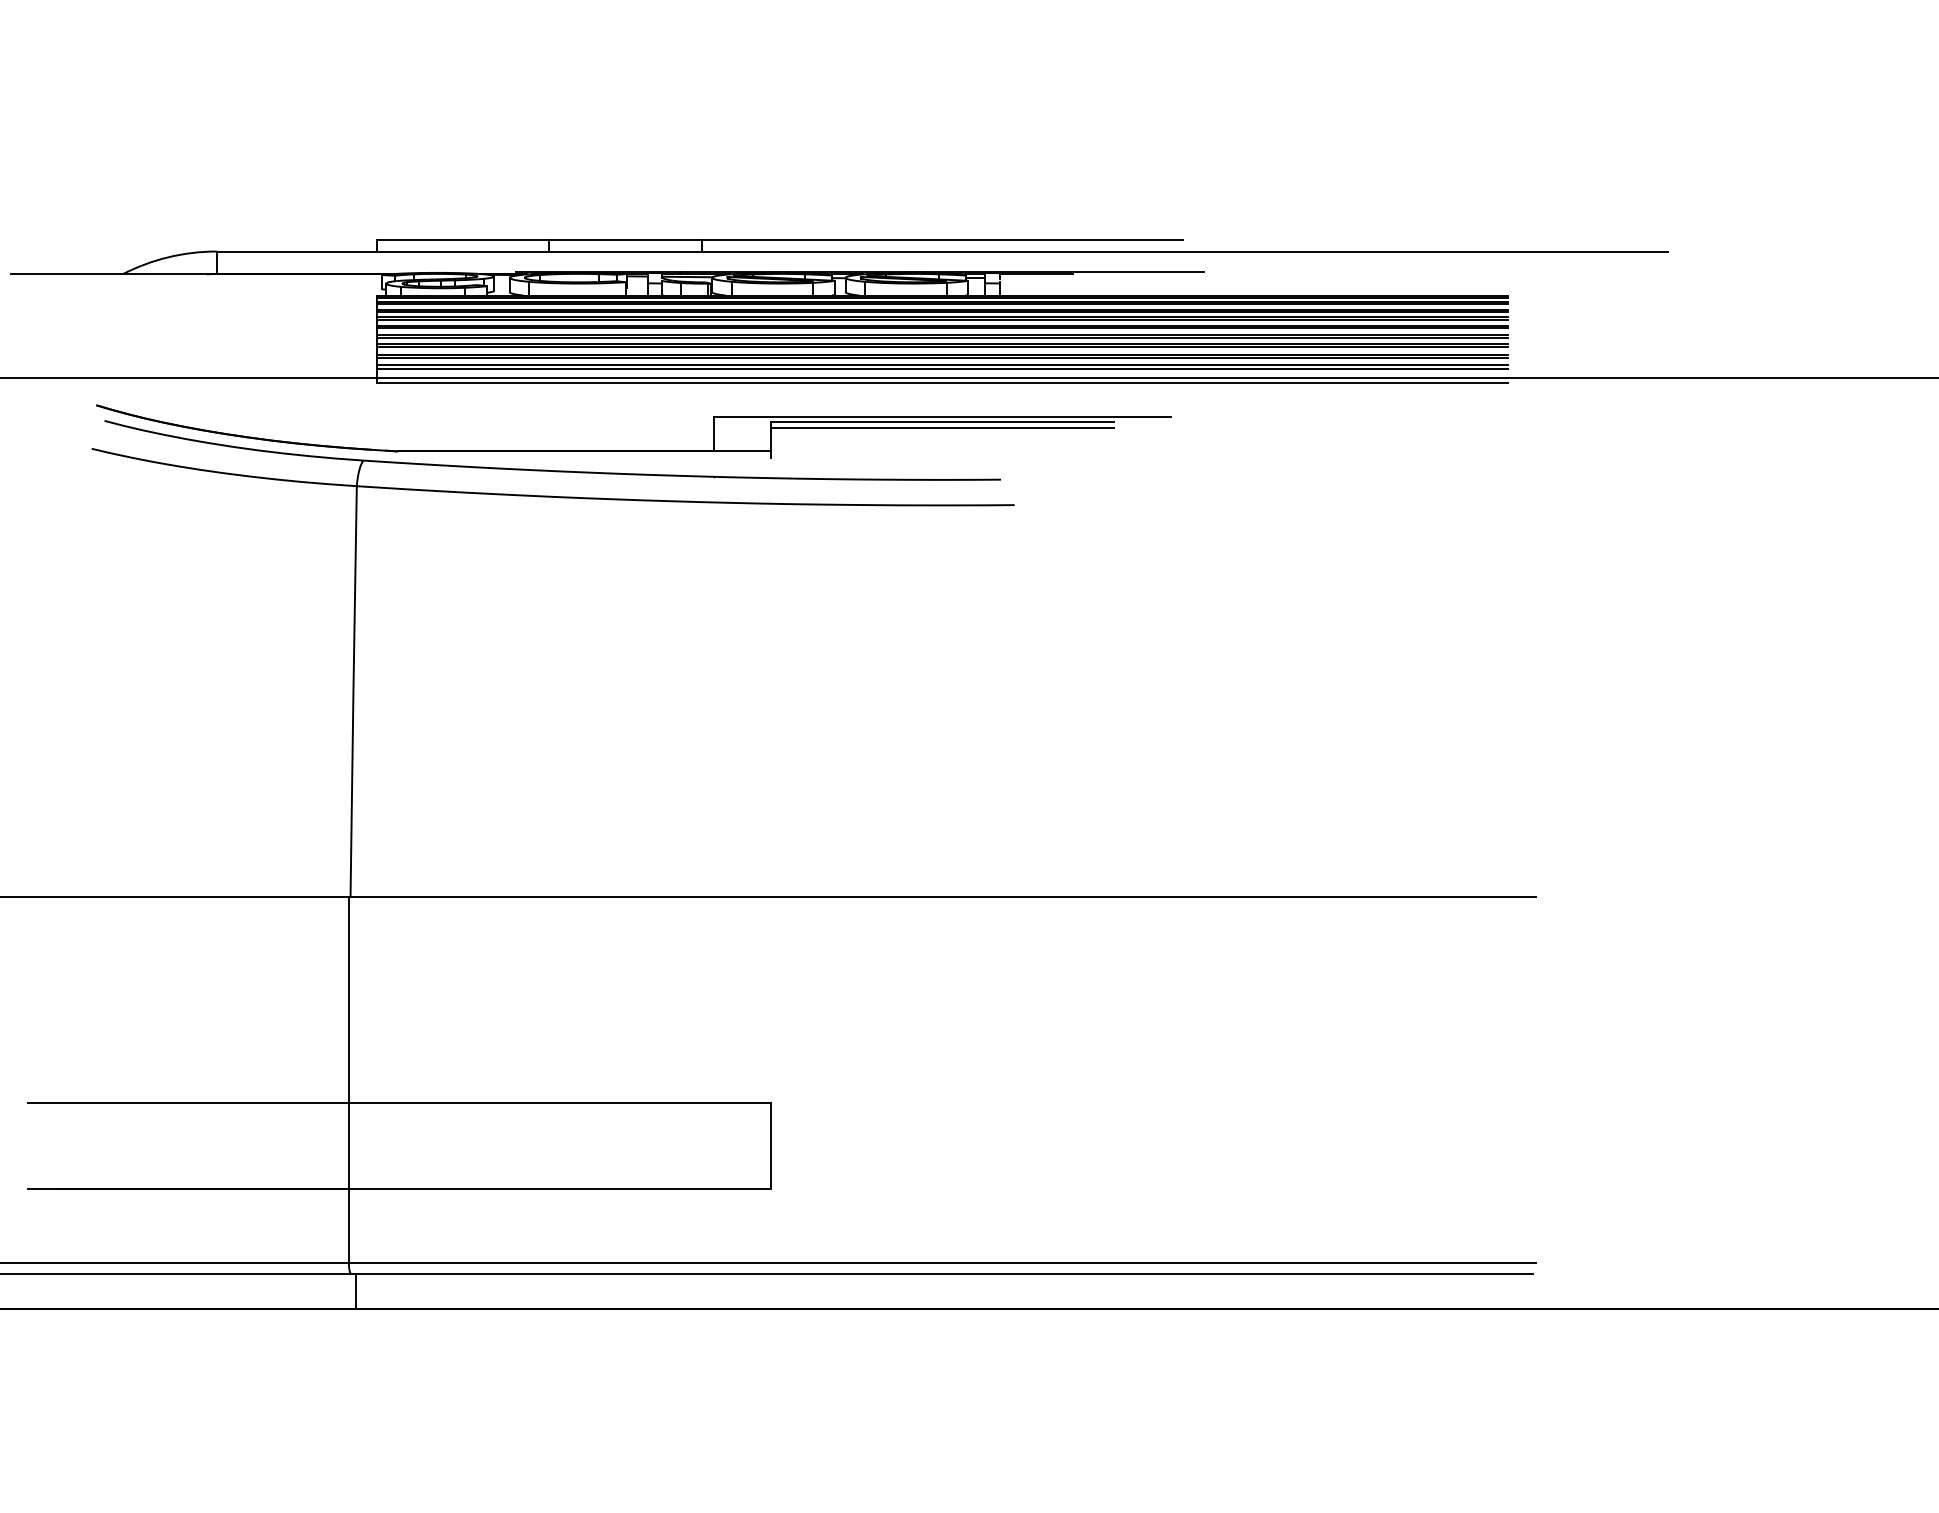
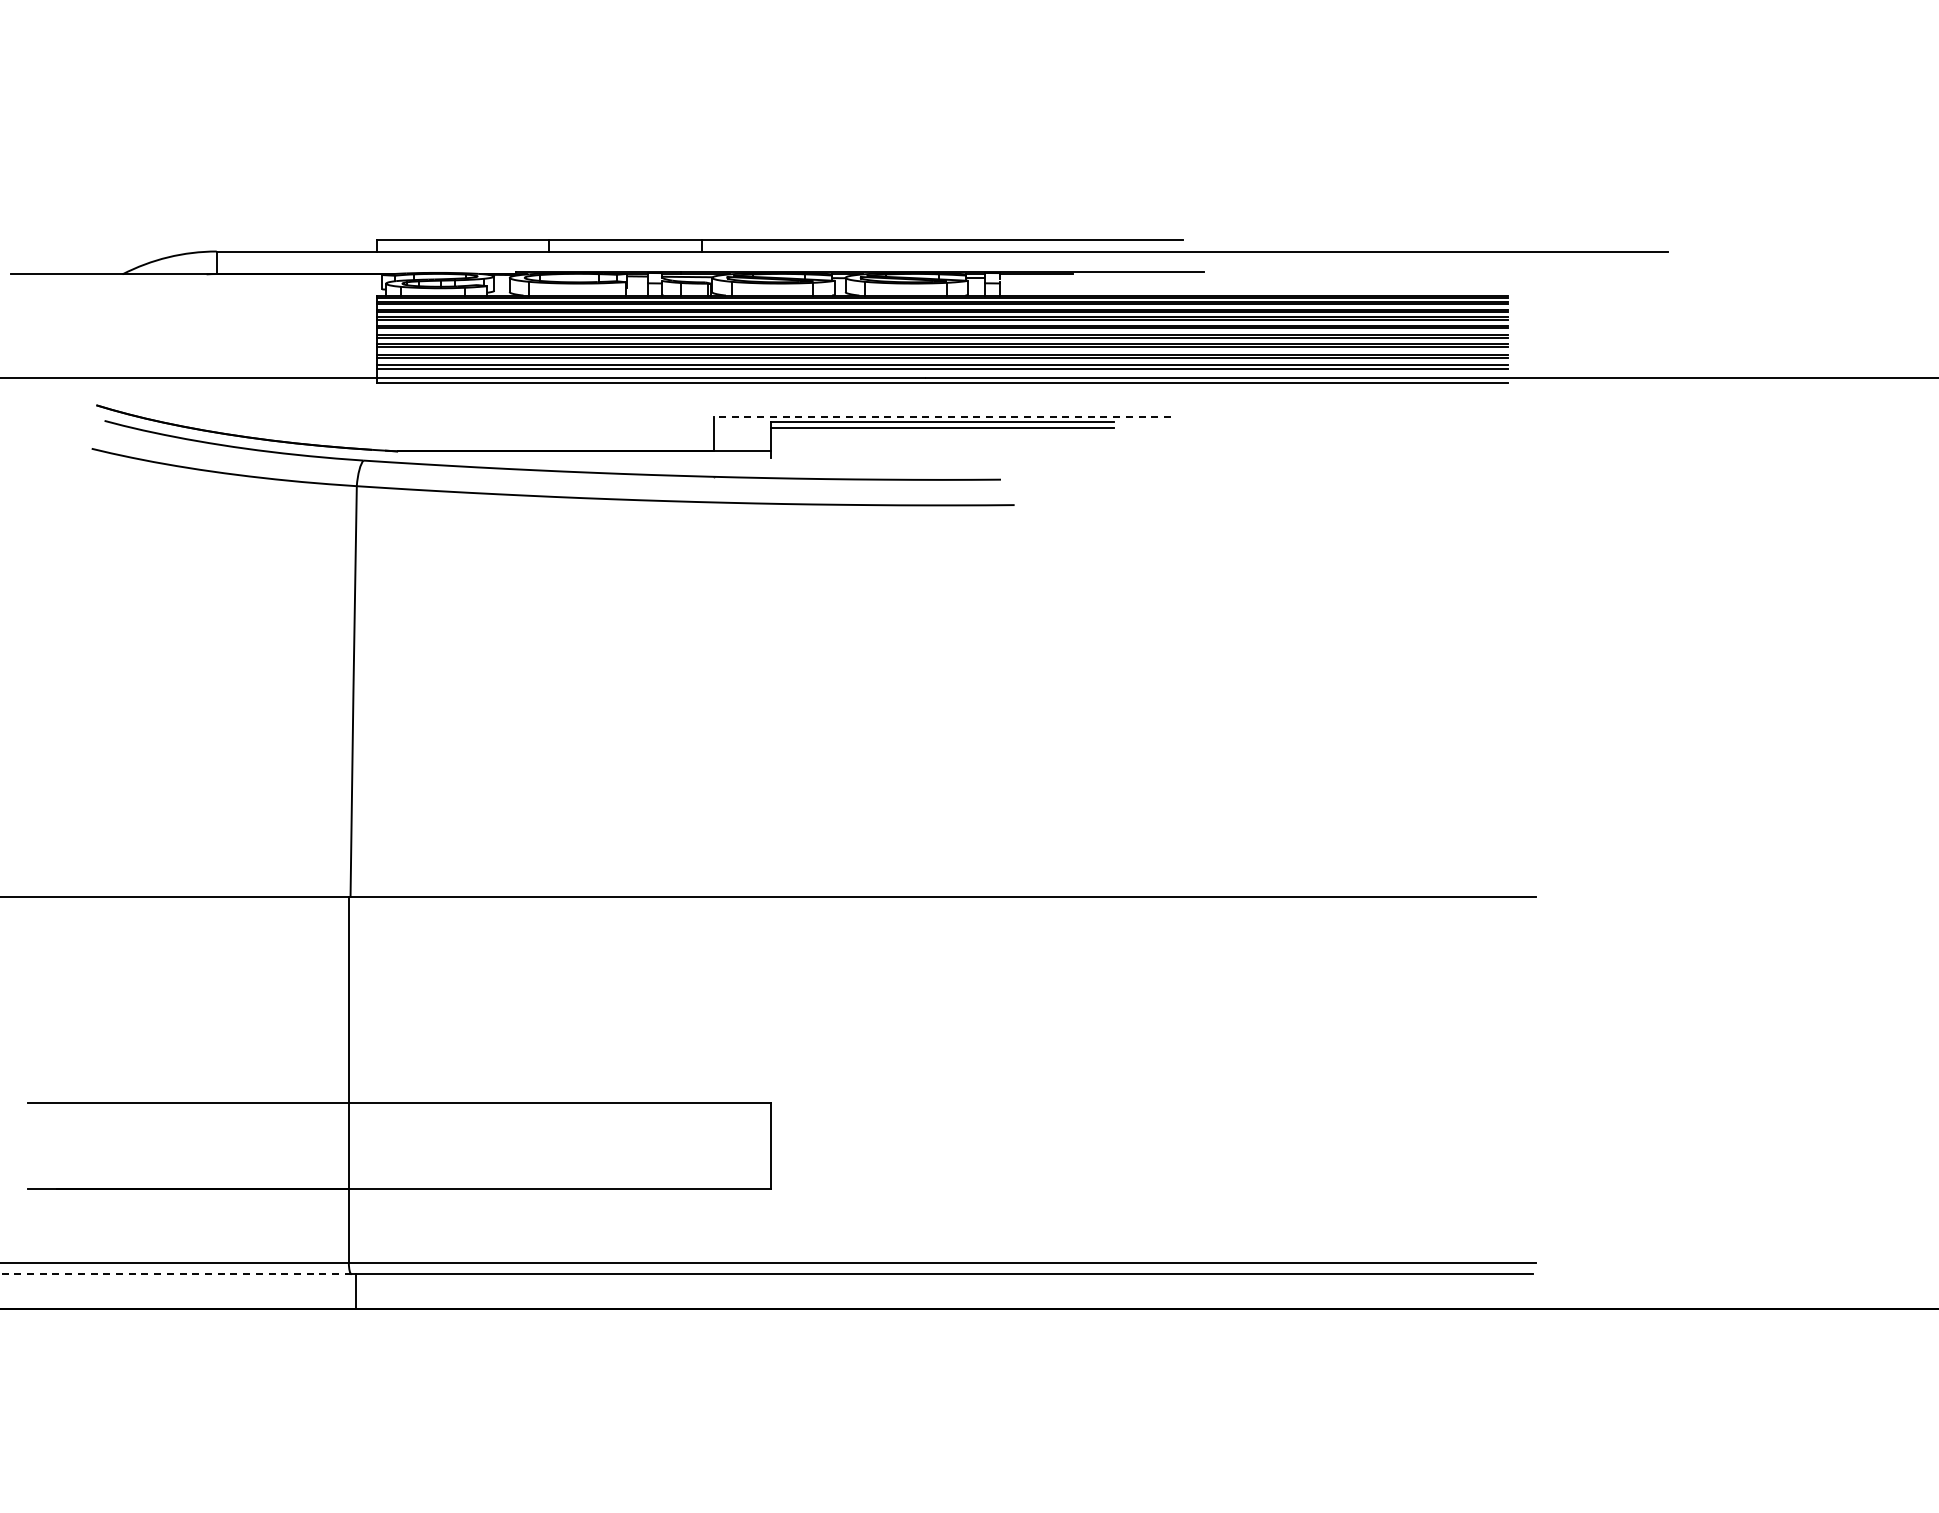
line: solid -> dashed (942, 417)
line: solid -> dashed (175, 1274)
